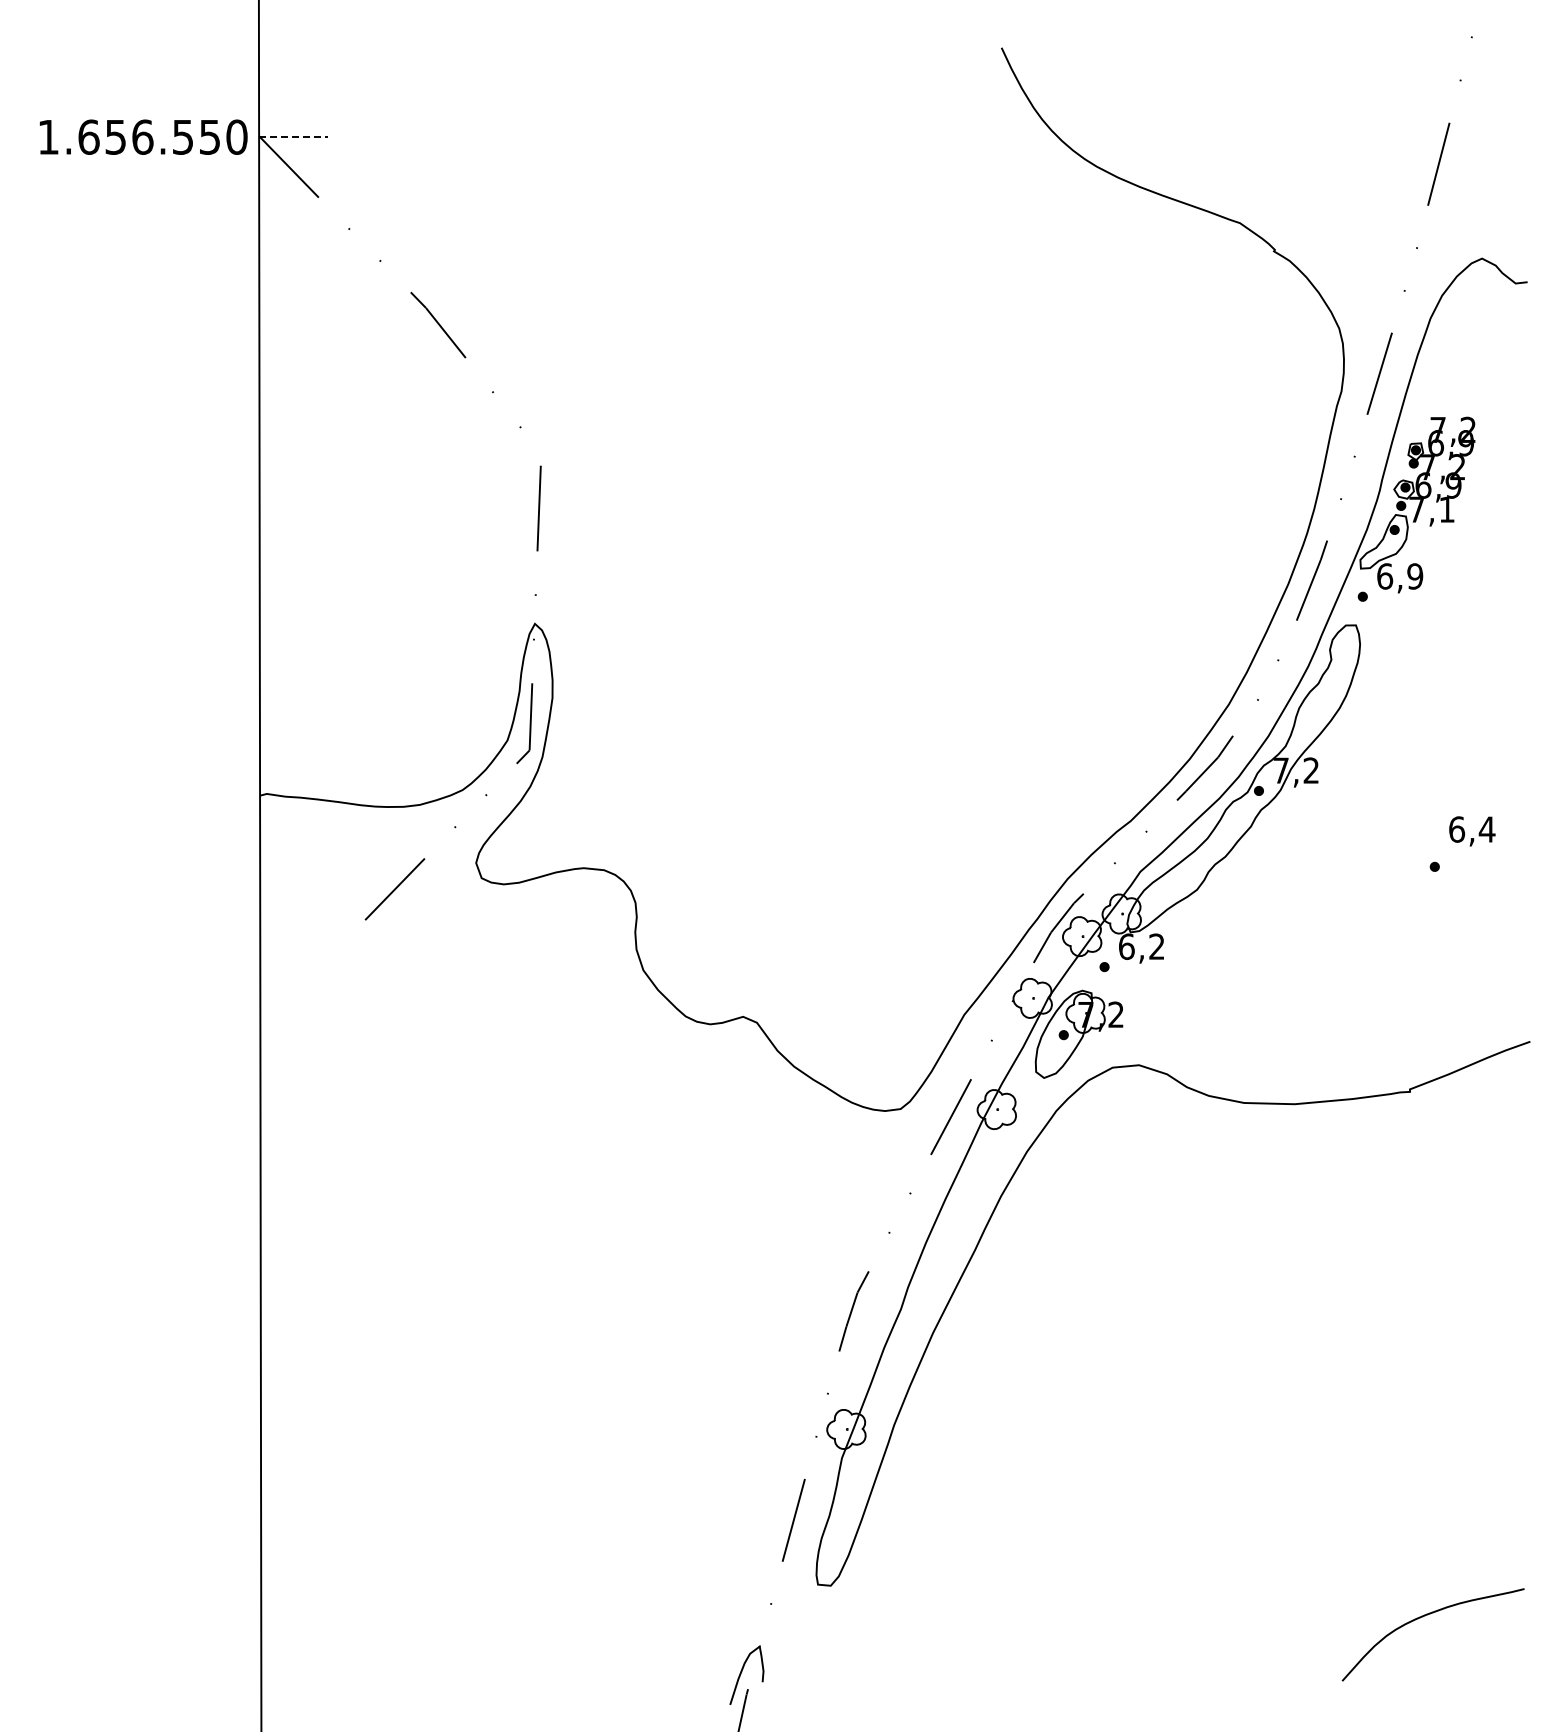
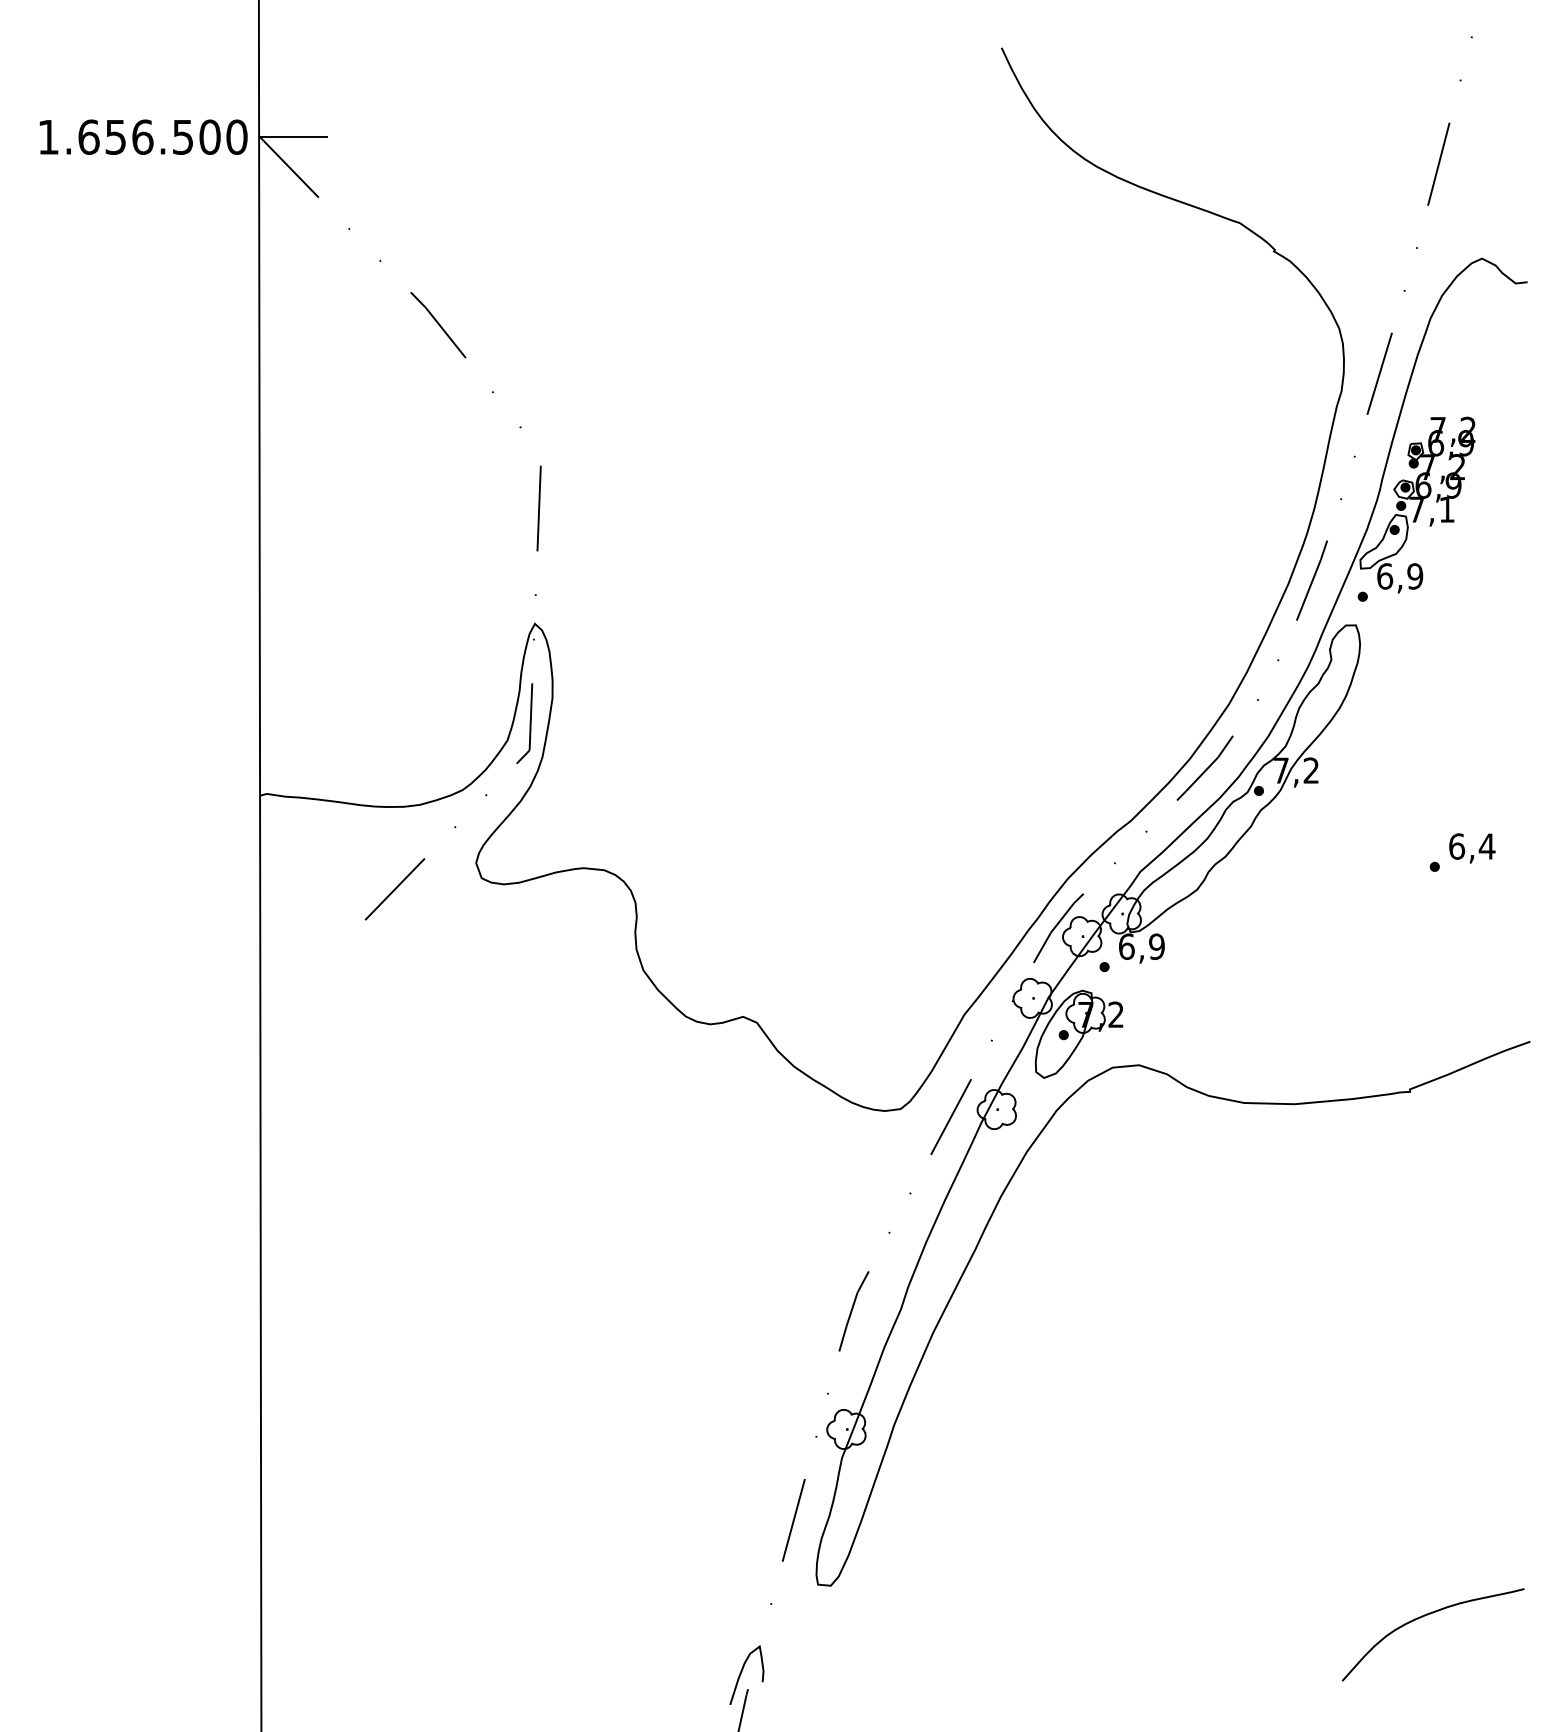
text: 1.656.550 -> 1.656.500 (209, 136)
line: dashed -> solid (293, 137)
text position: (1472, 831) -> (1472, 848) (1472, 848)
text: 6,2 -> 6,9 (1156, 946)
